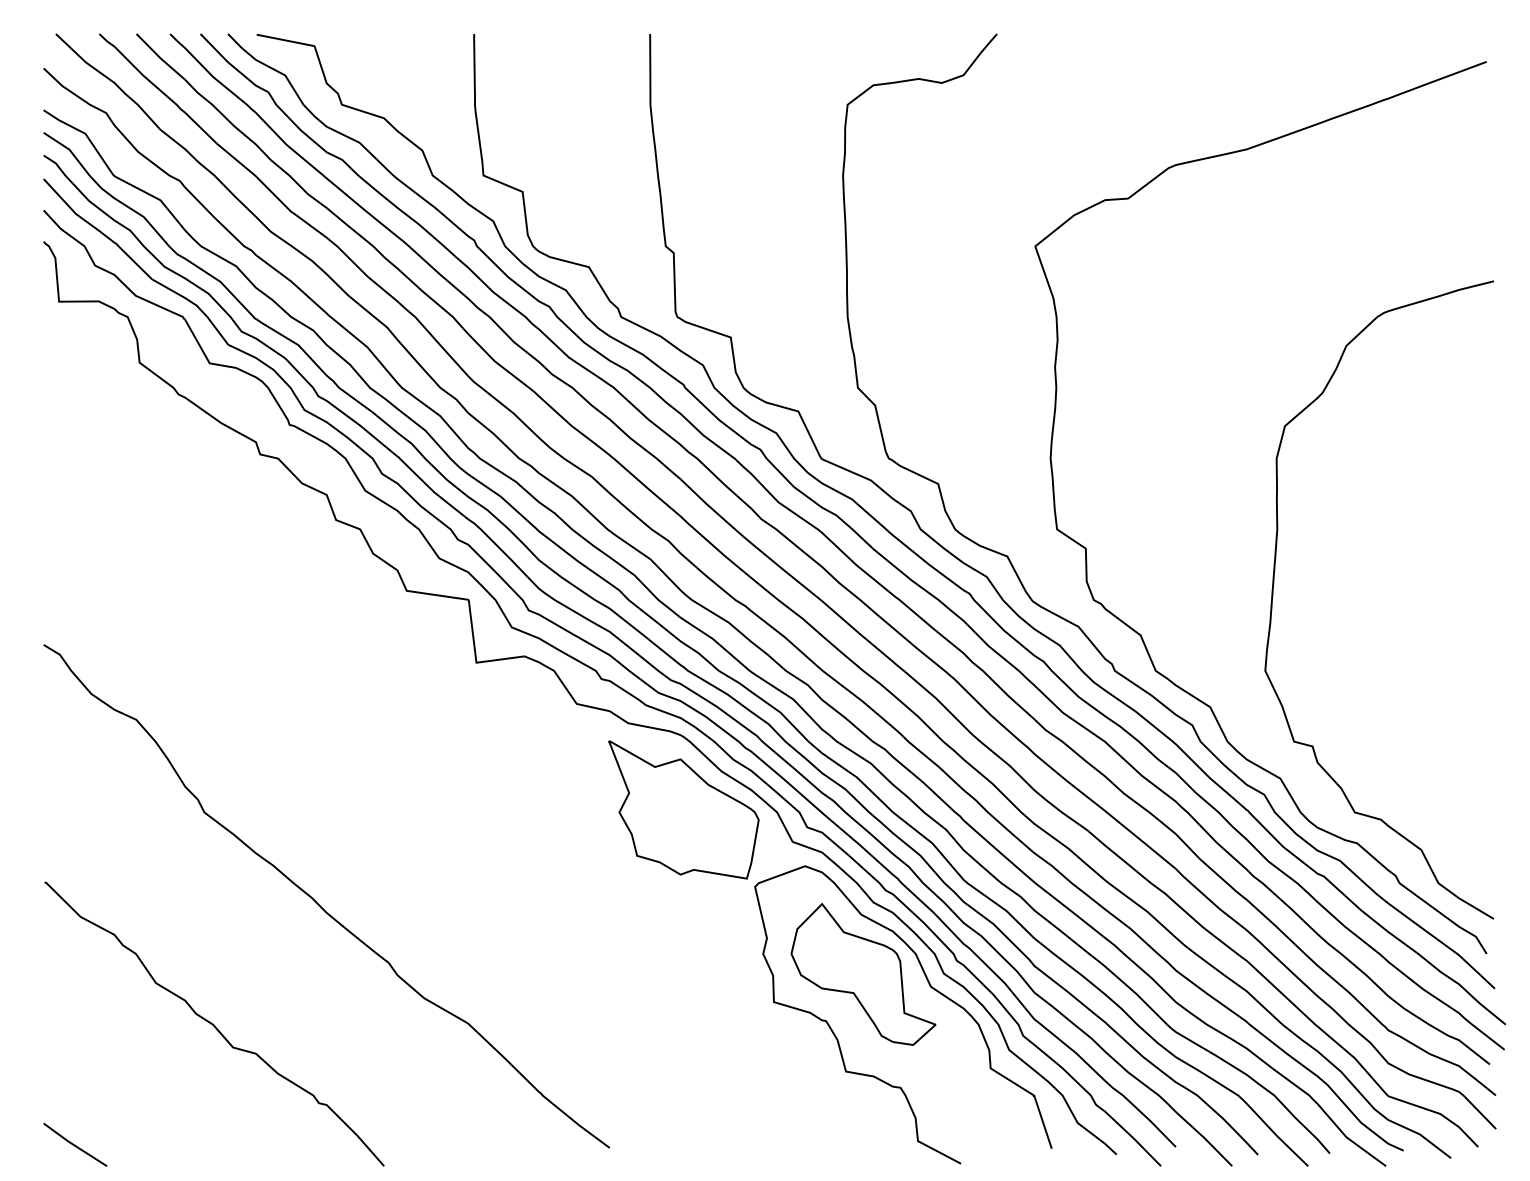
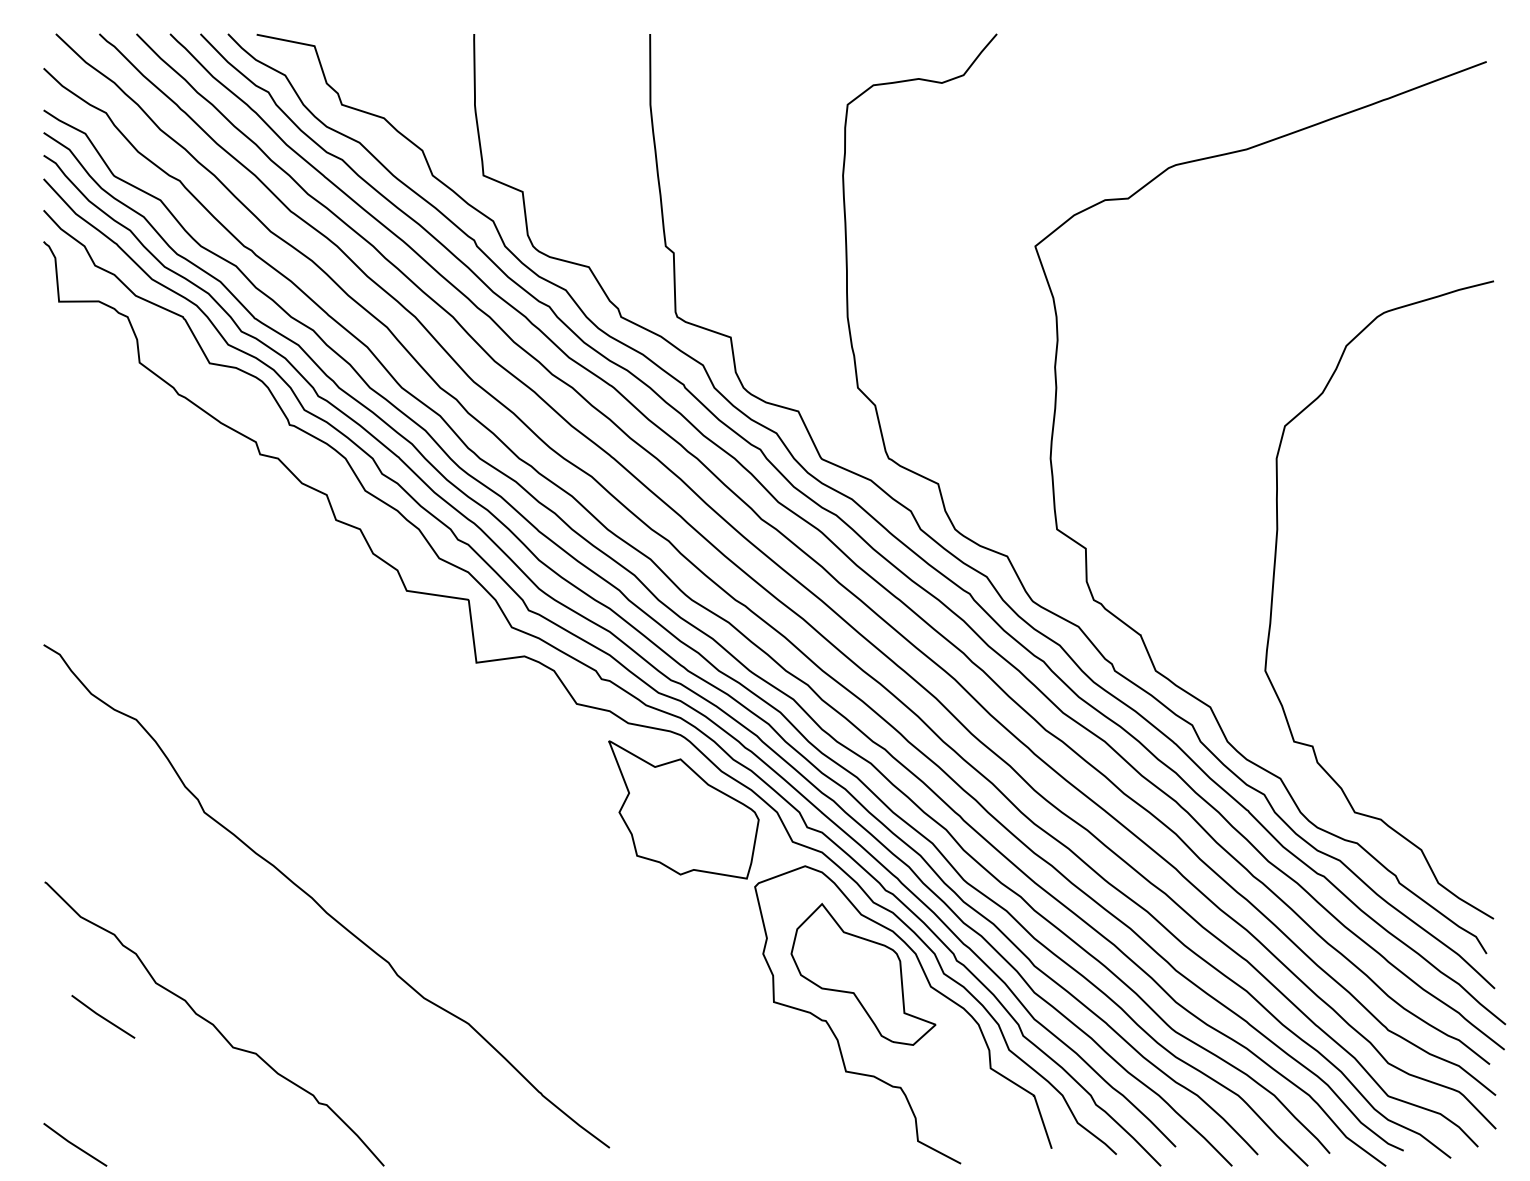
line: none -> present (103, 1016)
